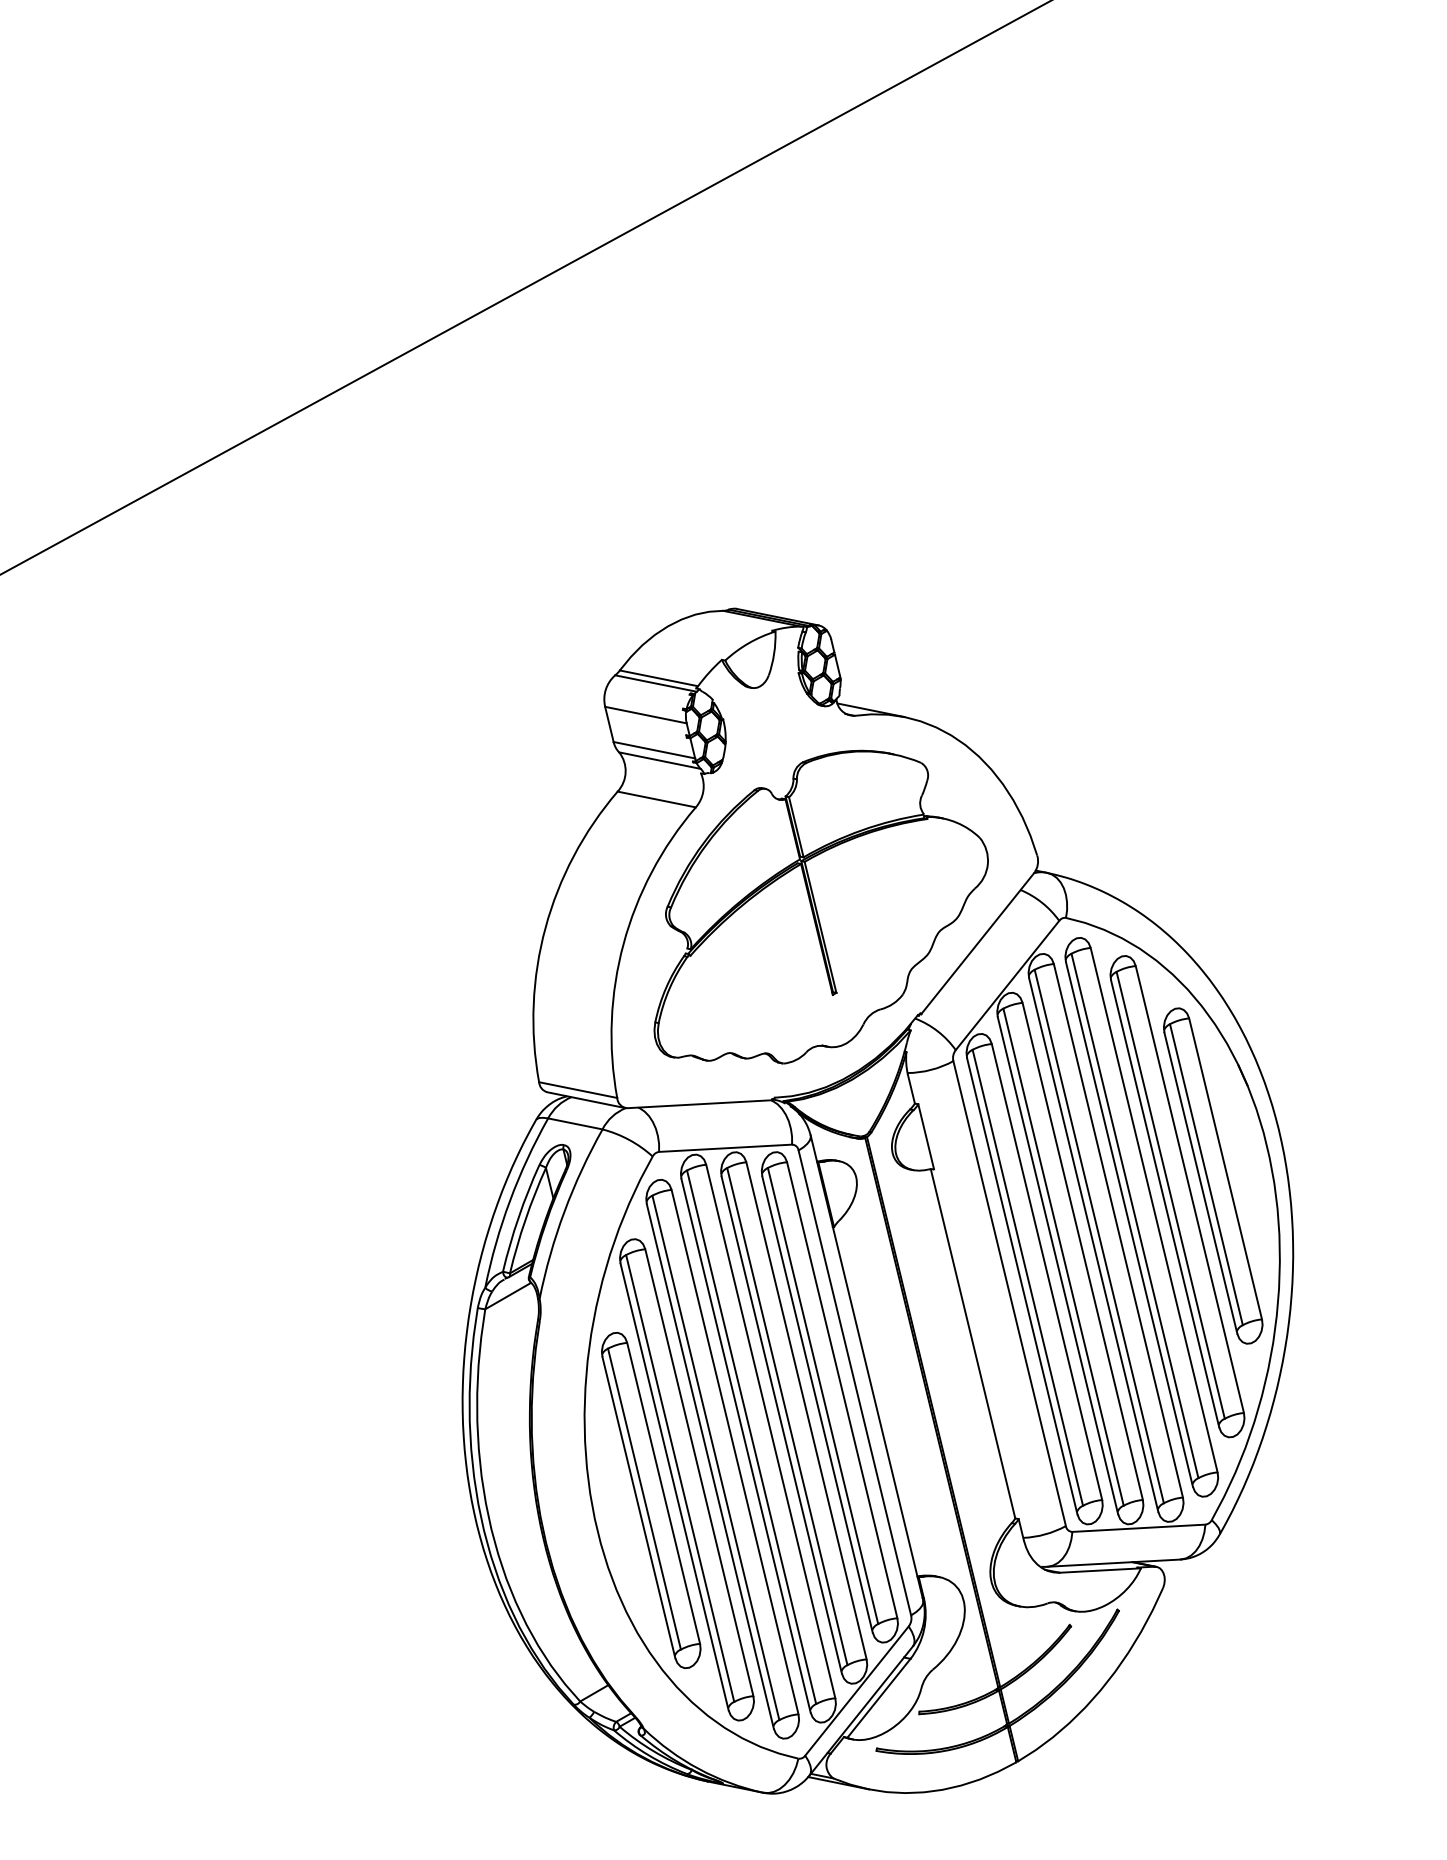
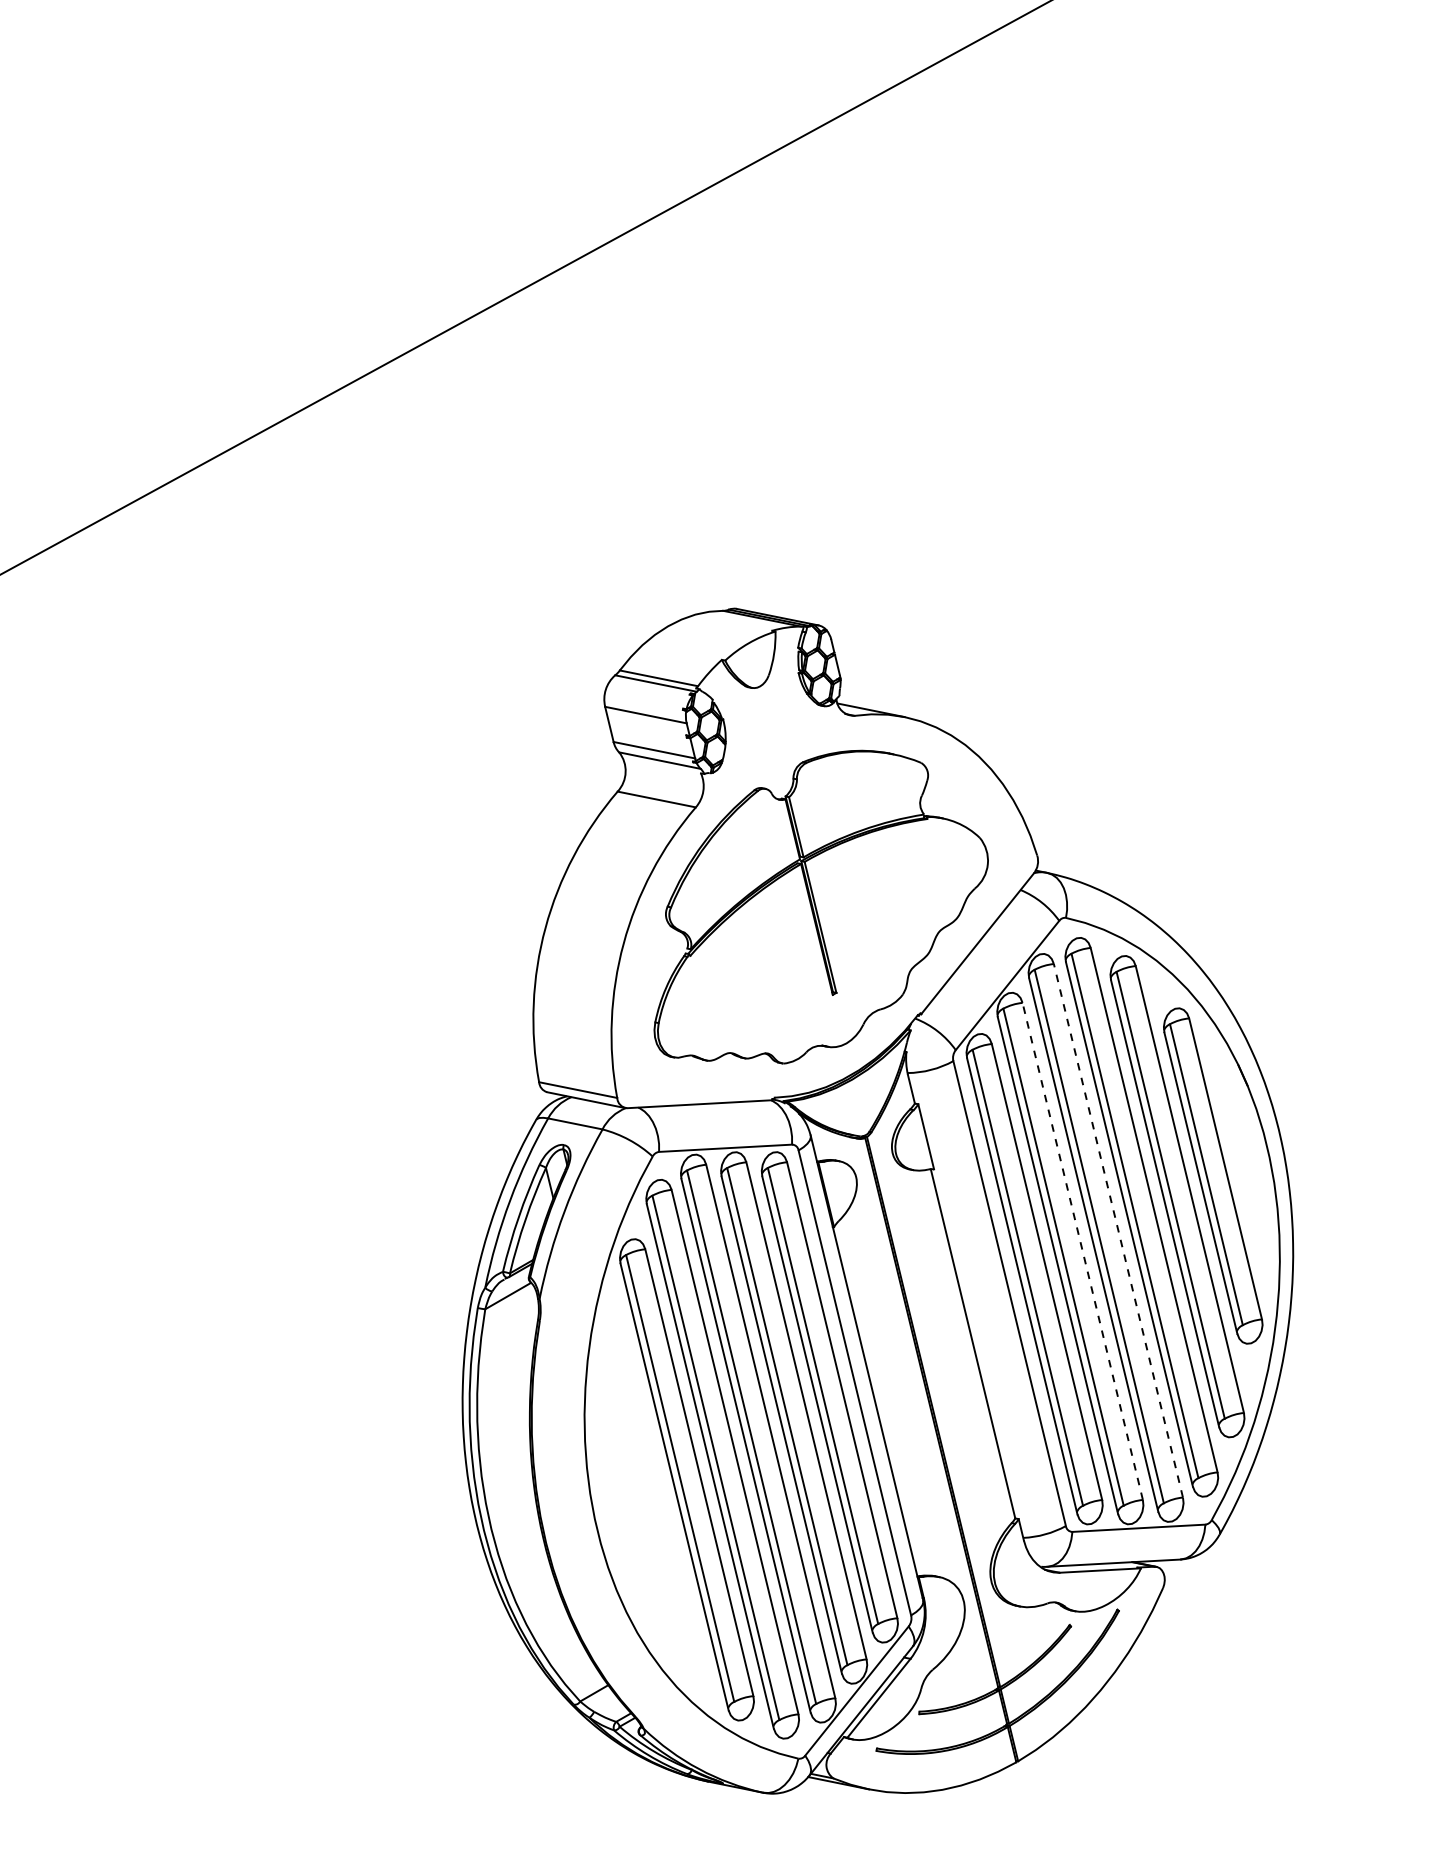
line: solid -> dashed (1118, 1230)
line: solid -> dashed (1082, 1251)
part: present -> none (651, 1500)
